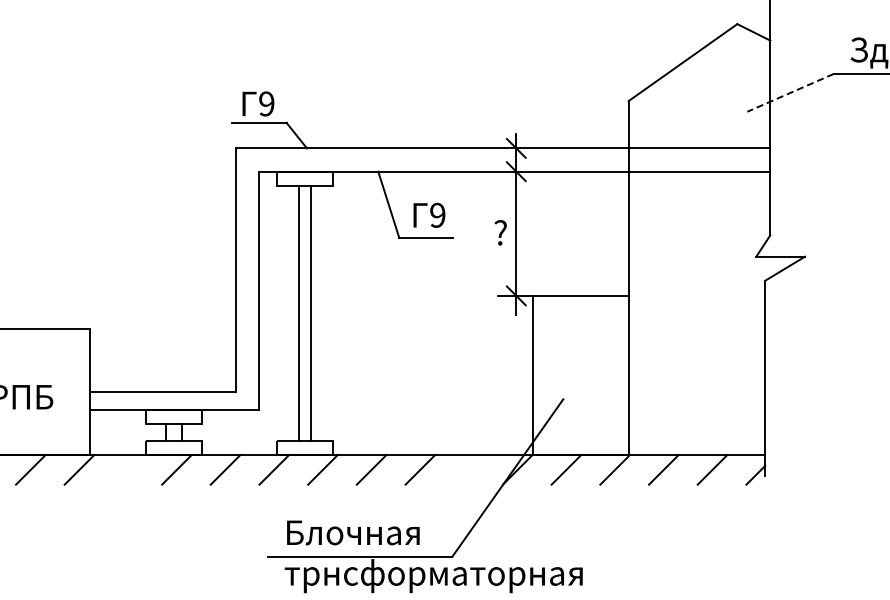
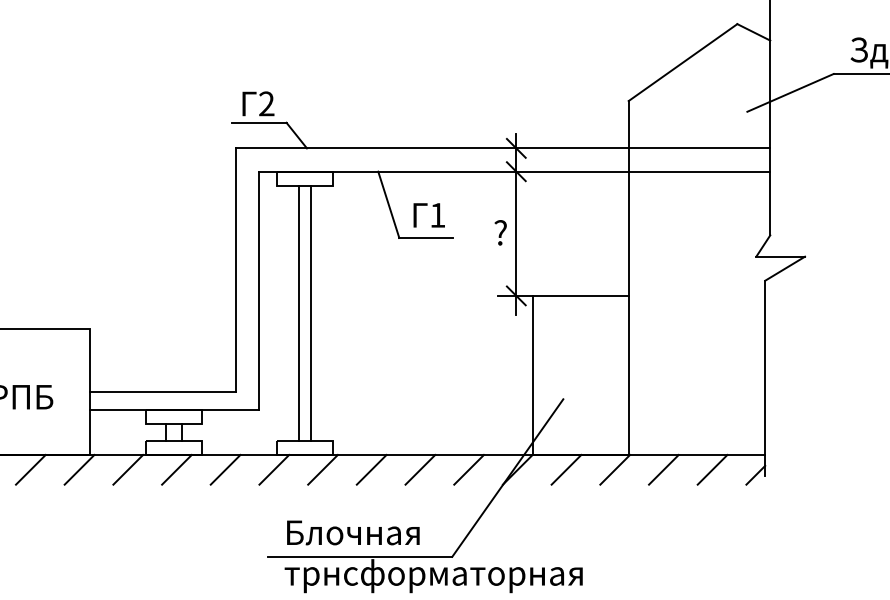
line: dashed -> solid (790, 93)
text: 9 -> 2 (266, 103)
text: 9 -> 1 (437, 214)
line: none -> present (128, 469)
line: none -> present (468, 469)
